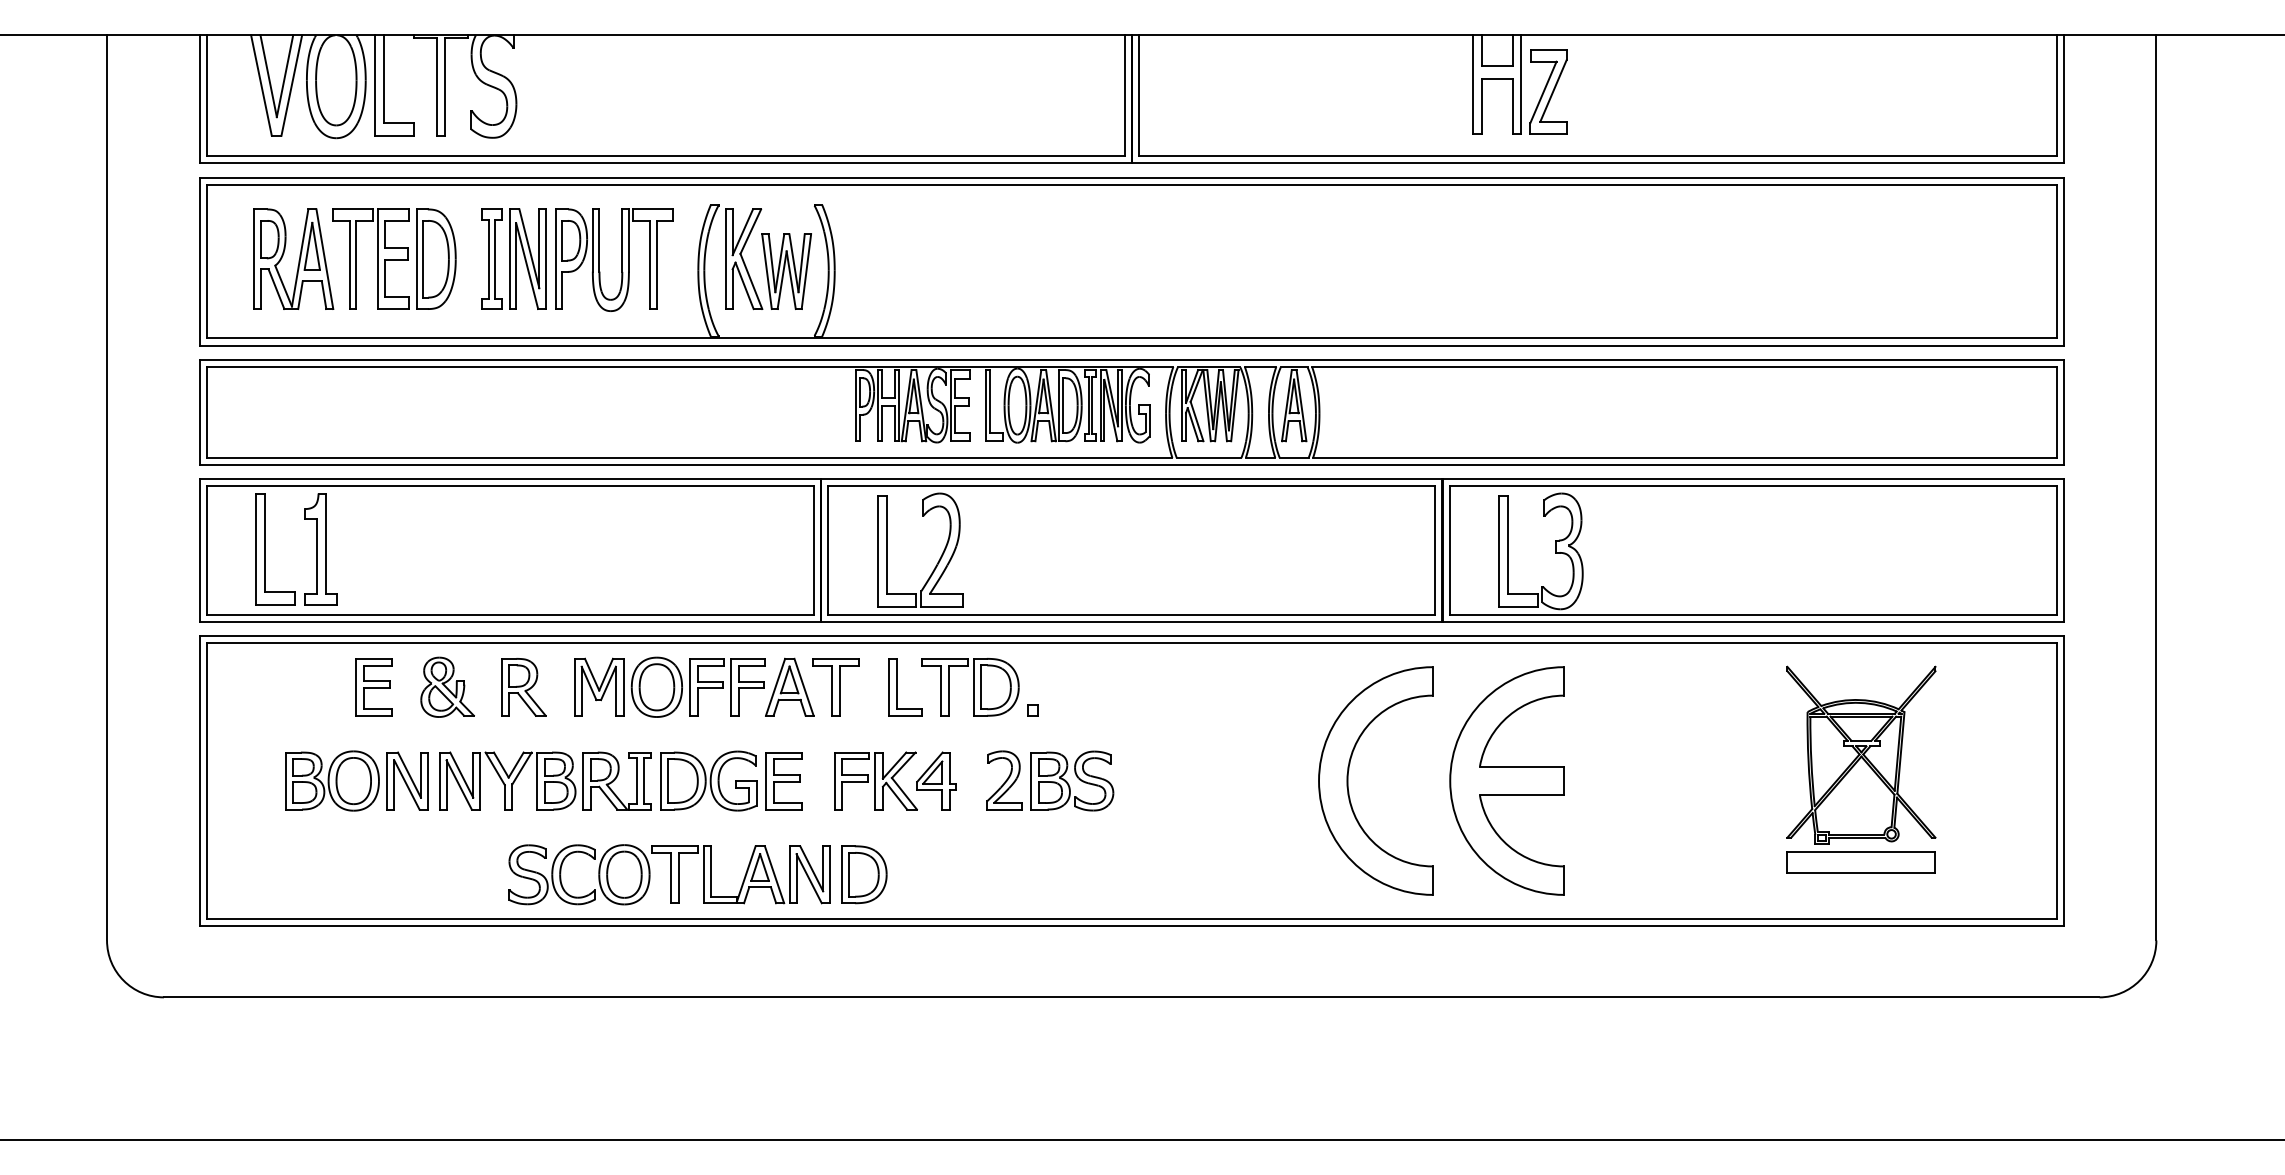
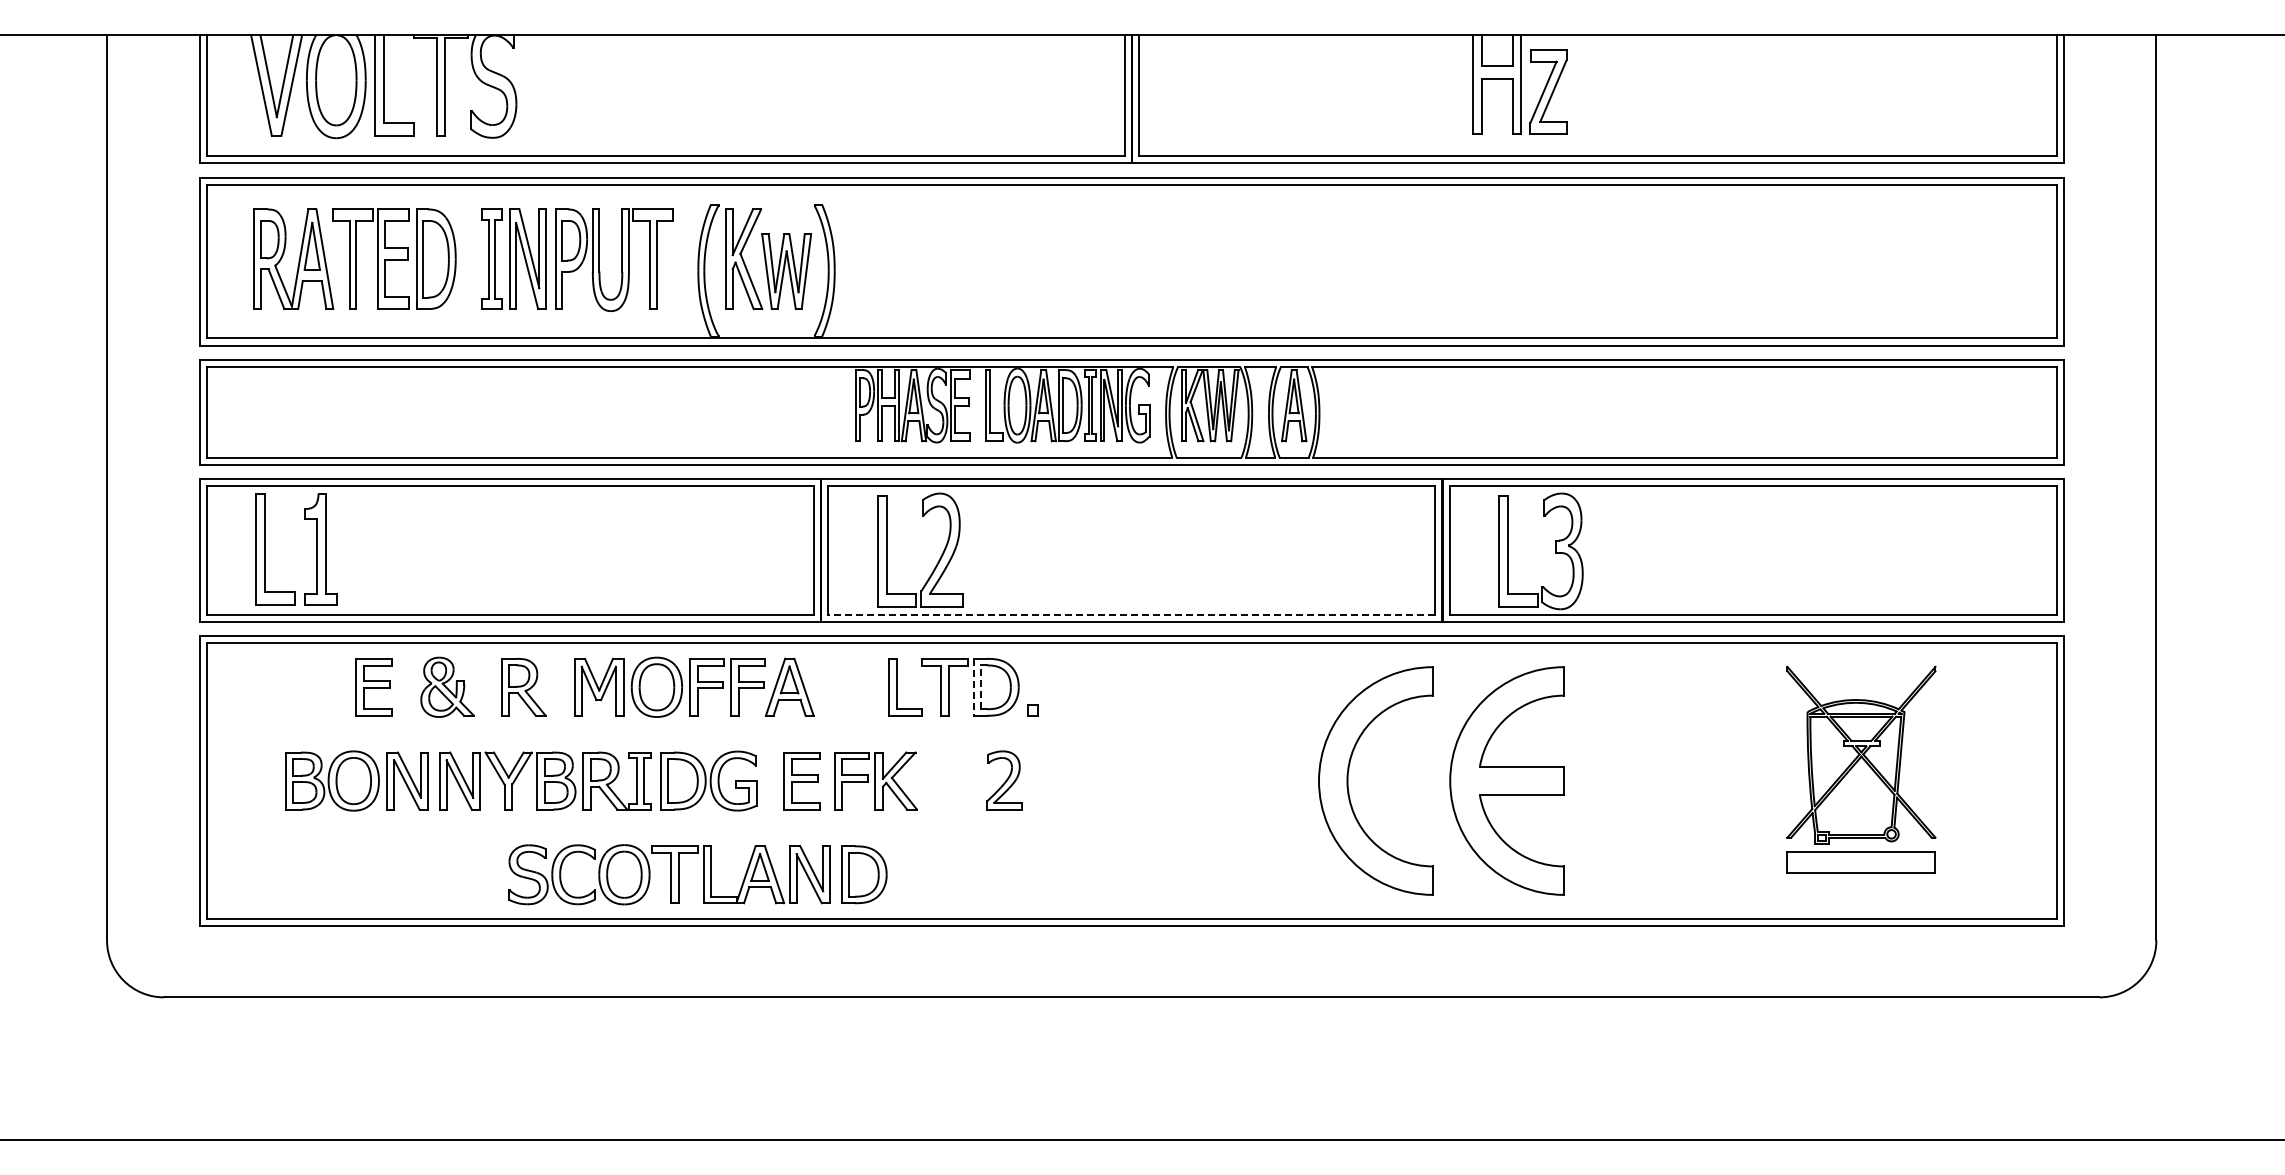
line: solid -> dashed (1131, 614)
part: present -> none (835, 687)
line: solid -> dashed (973, 687)
line: solid -> dashed (981, 687)
part: present -> none (936, 780)
part: present -> none (1072, 780)
part position: (783, 781) -> (801, 781) (801, 781)
